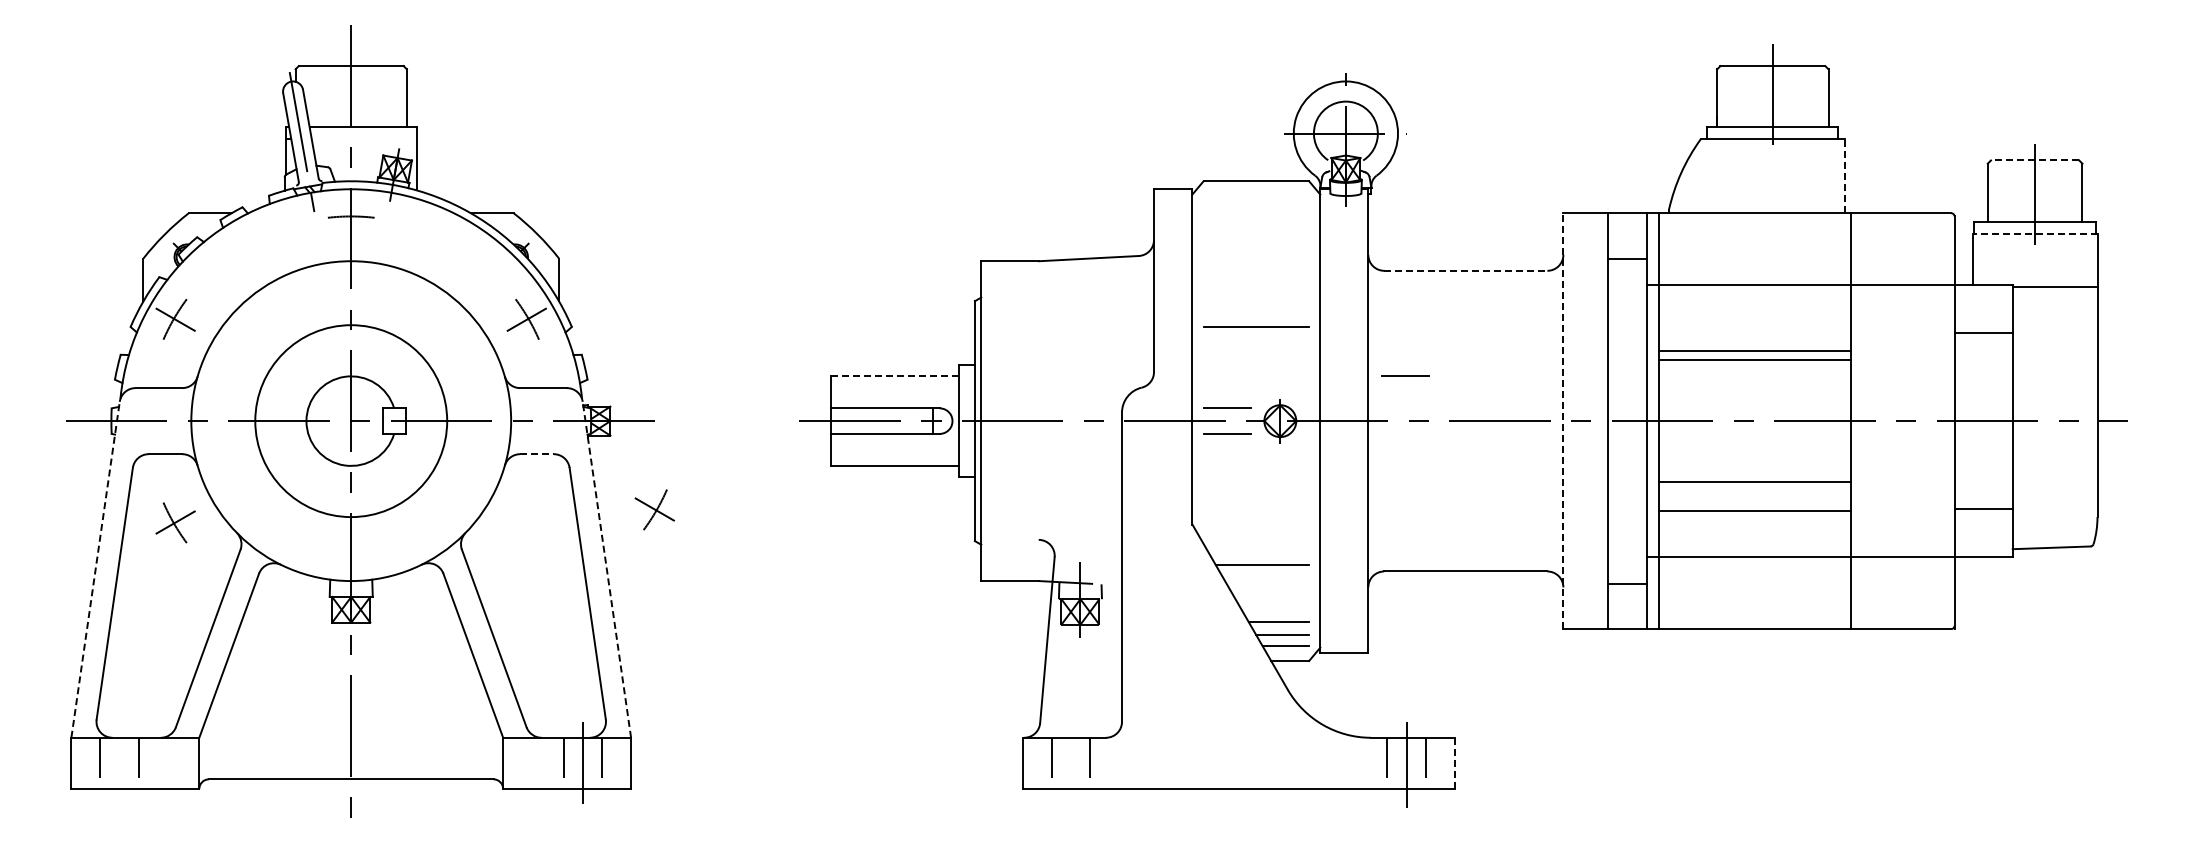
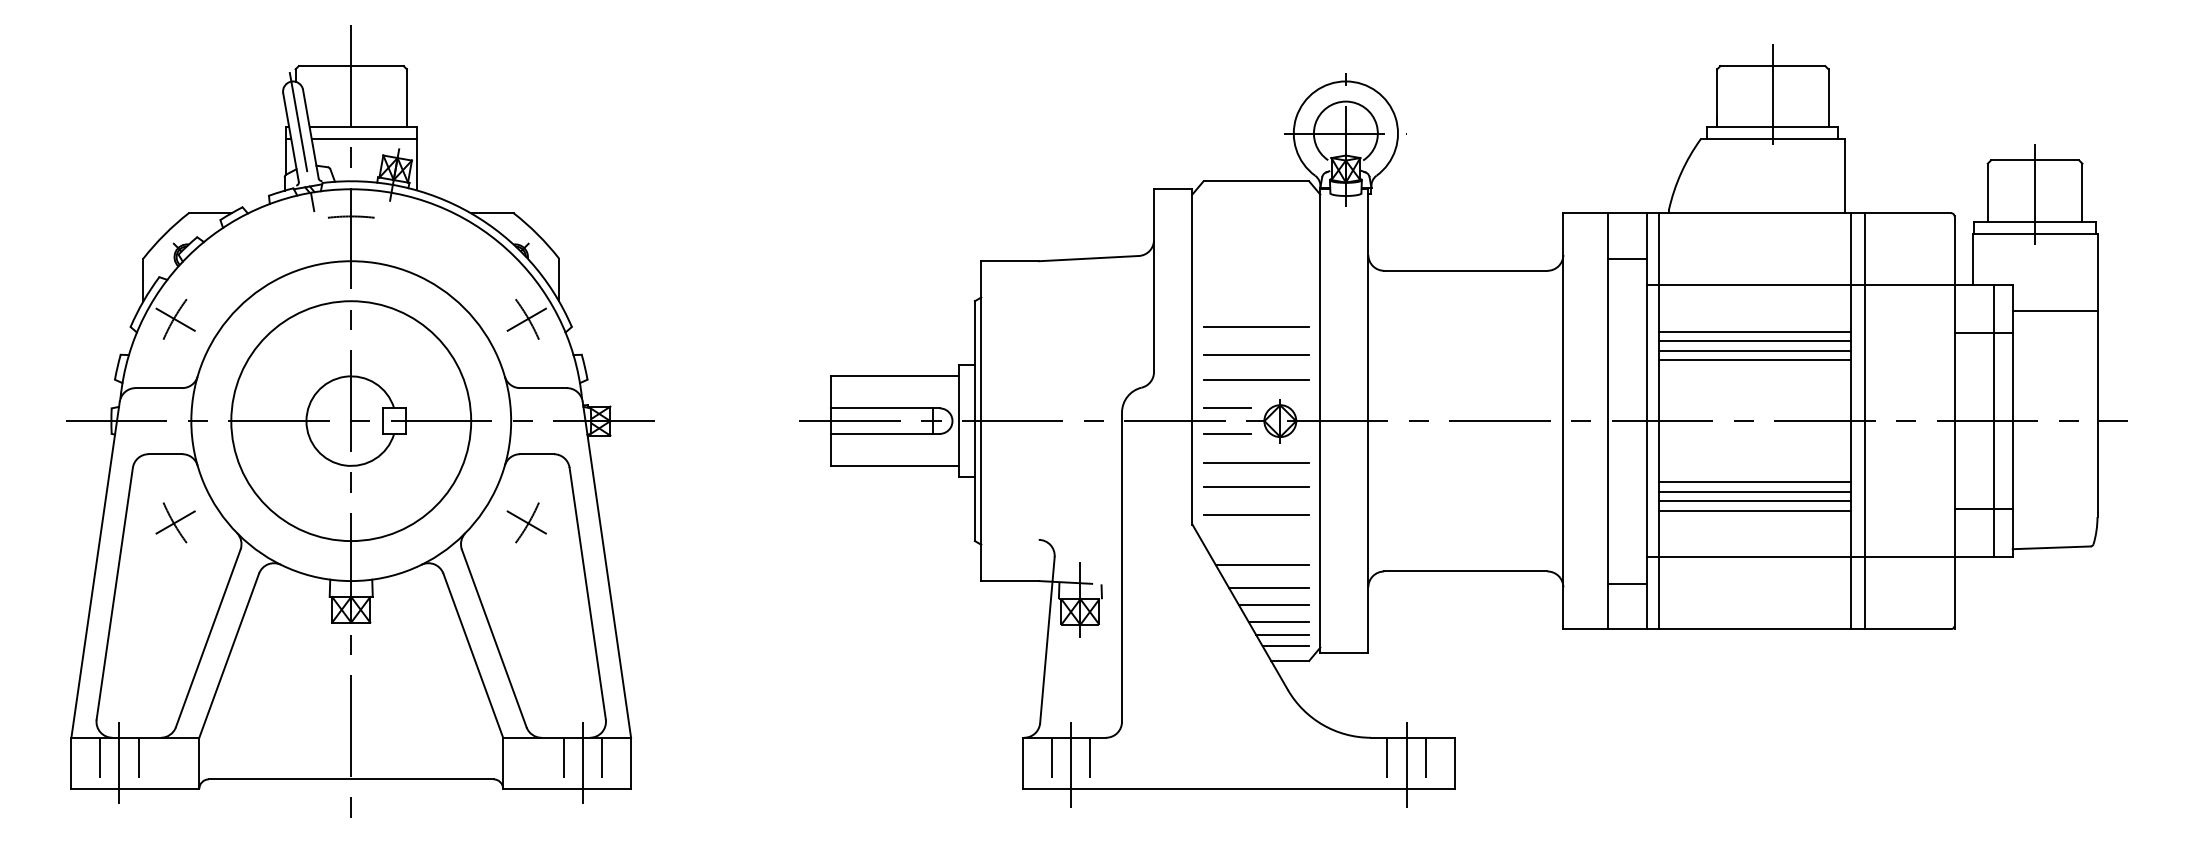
line: none -> present (363, 139)
line: dashed -> solid (2034, 160)
line: dashed -> solid (1844, 175)
line: dashed -> solid (2034, 234)
line: dashed -> solid (1465, 270)
line position: (2054, 287) -> (2054, 311) (2054, 311)
line: none -> present (1754, 331)
line: none -> present (1754, 341)
line: none -> present (1256, 354)
line: present -> none (1405, 375)
line: dashed -> solid (894, 376)
line: none -> present (1256, 379)
circle diameter: 192 px -> 240 px (351, 421)
line: dashed -> solid (1563, 421)
line: none -> present (1864, 421)
line: none -> present (1993, 421)
line: dashed -> solid (536, 454)
line: none -> present (1256, 462)
line: none -> present (1256, 487)
line: none -> present (1754, 491)
line: none -> present (1754, 501)
part position: (654, 509) -> (526, 522) (526, 522)
line: none -> present (1256, 515)
line: dashed -> solid (95, 569)
line: dashed -> solid (606, 569)
line: none -> present (1268, 587)
line: none -> present (1273, 605)
line: none -> present (119, 762)
line: dashed -> solid (1454, 763)
line: none -> present (1070, 764)
